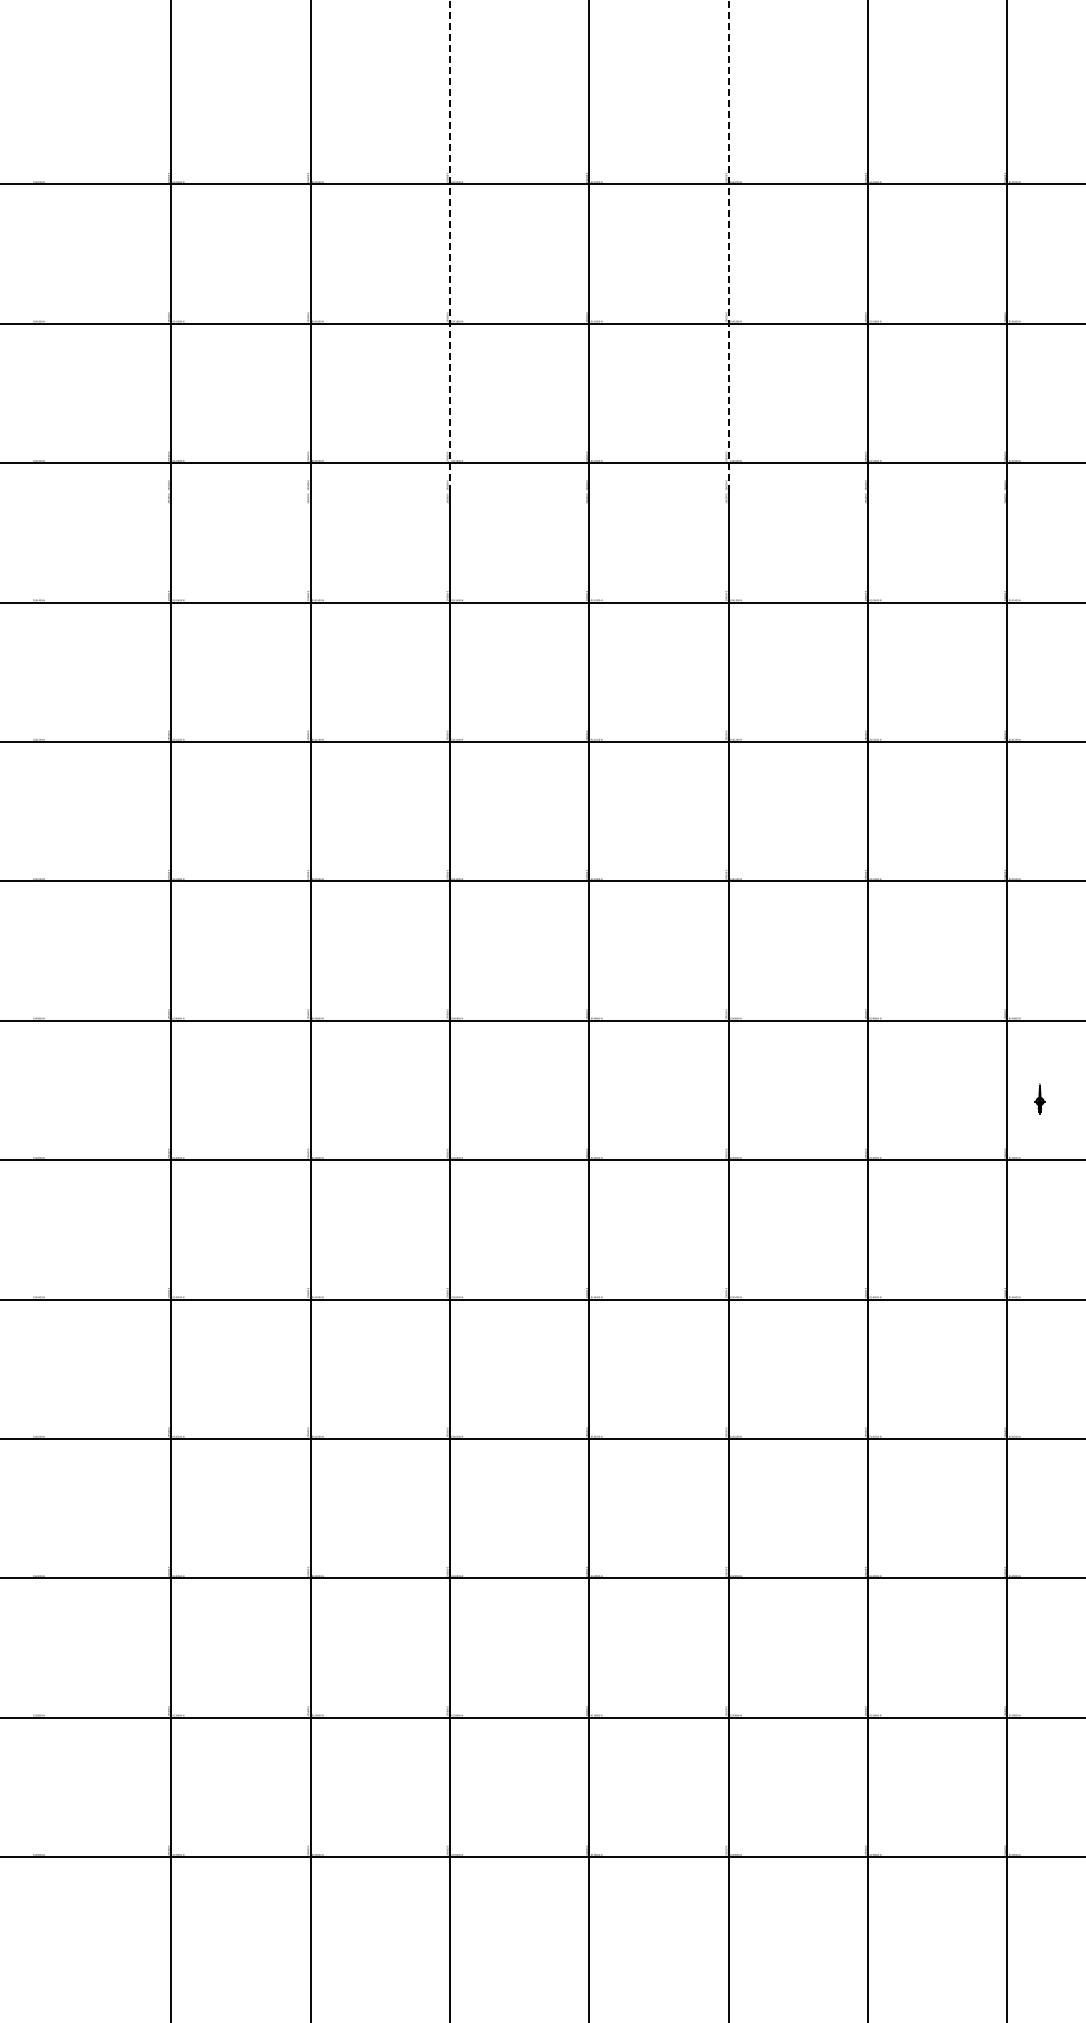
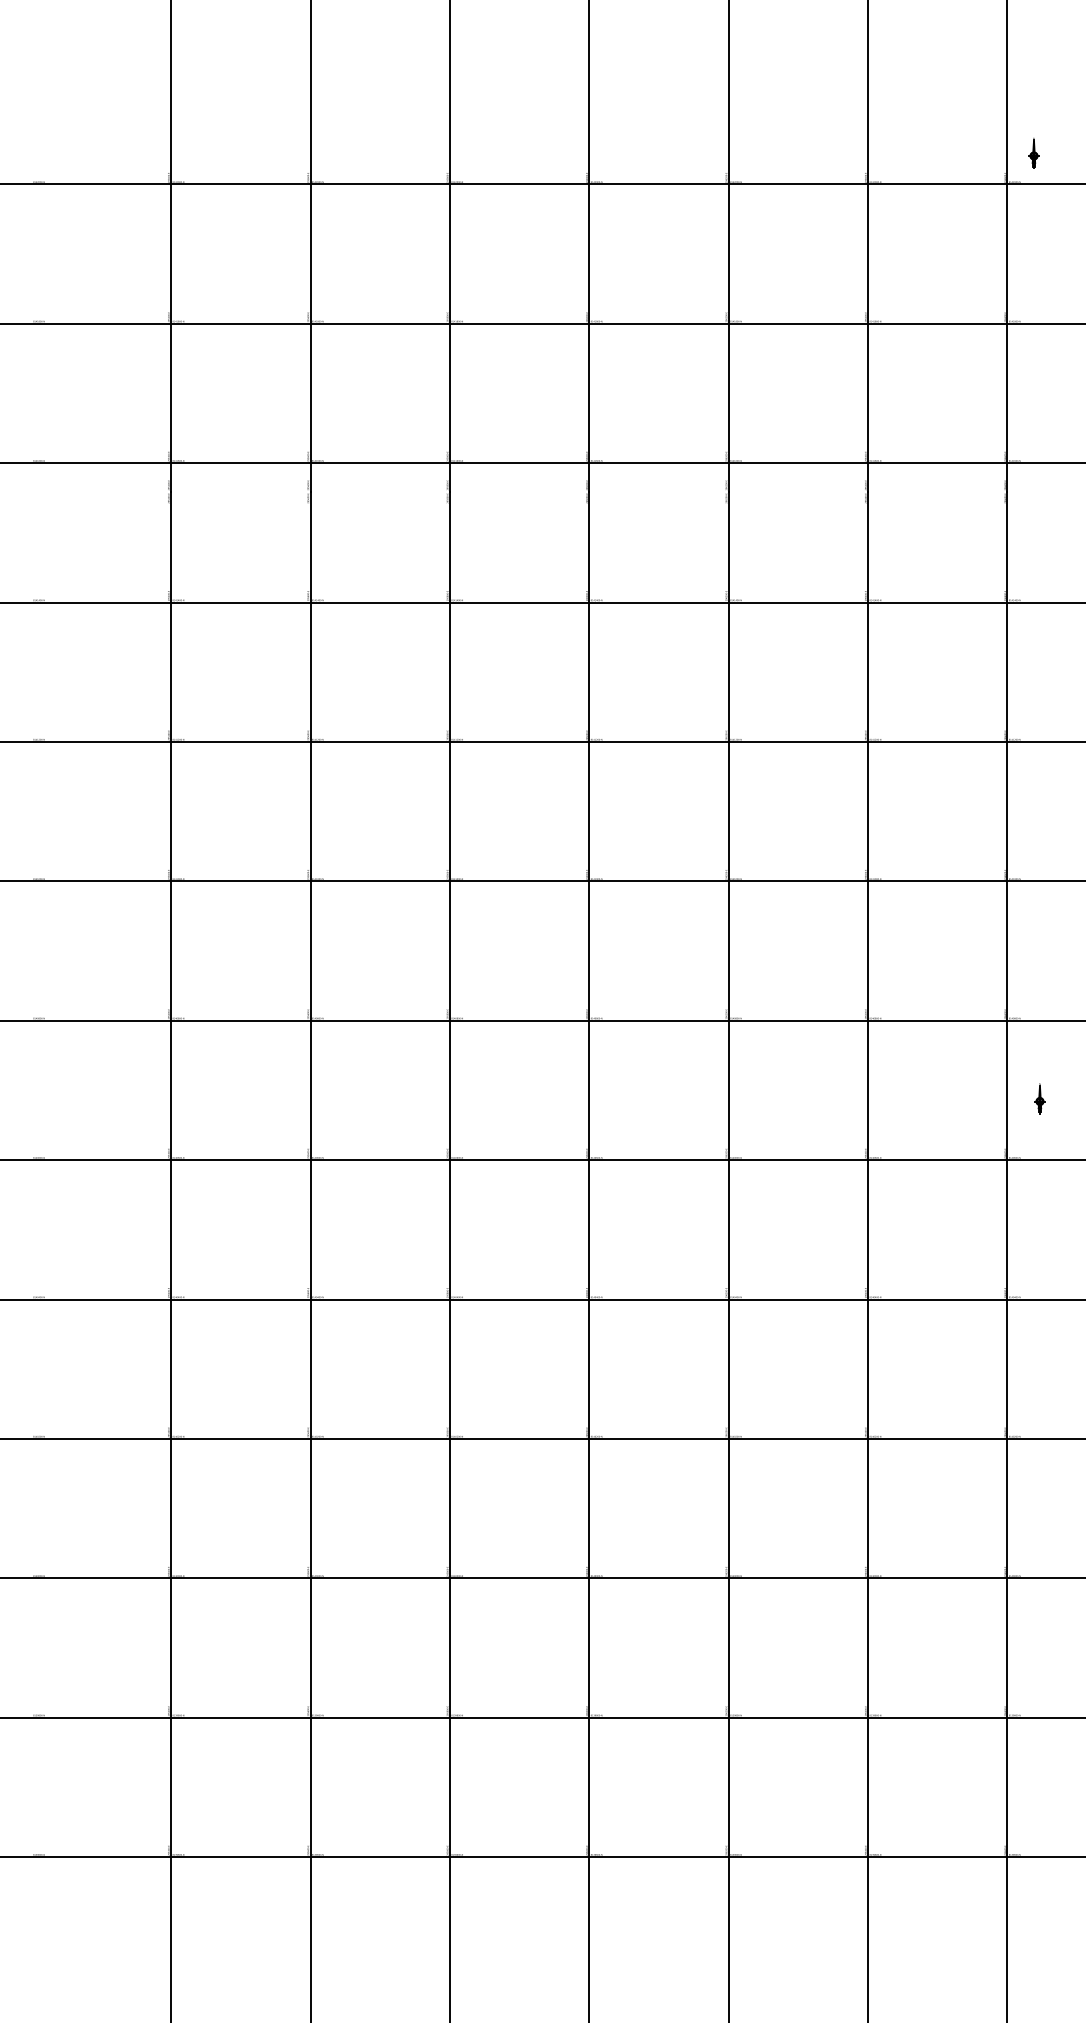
part: none -> present (1033, 152)
line: dashed -> solid (449, 245)
line: dashed -> solid (728, 245)
